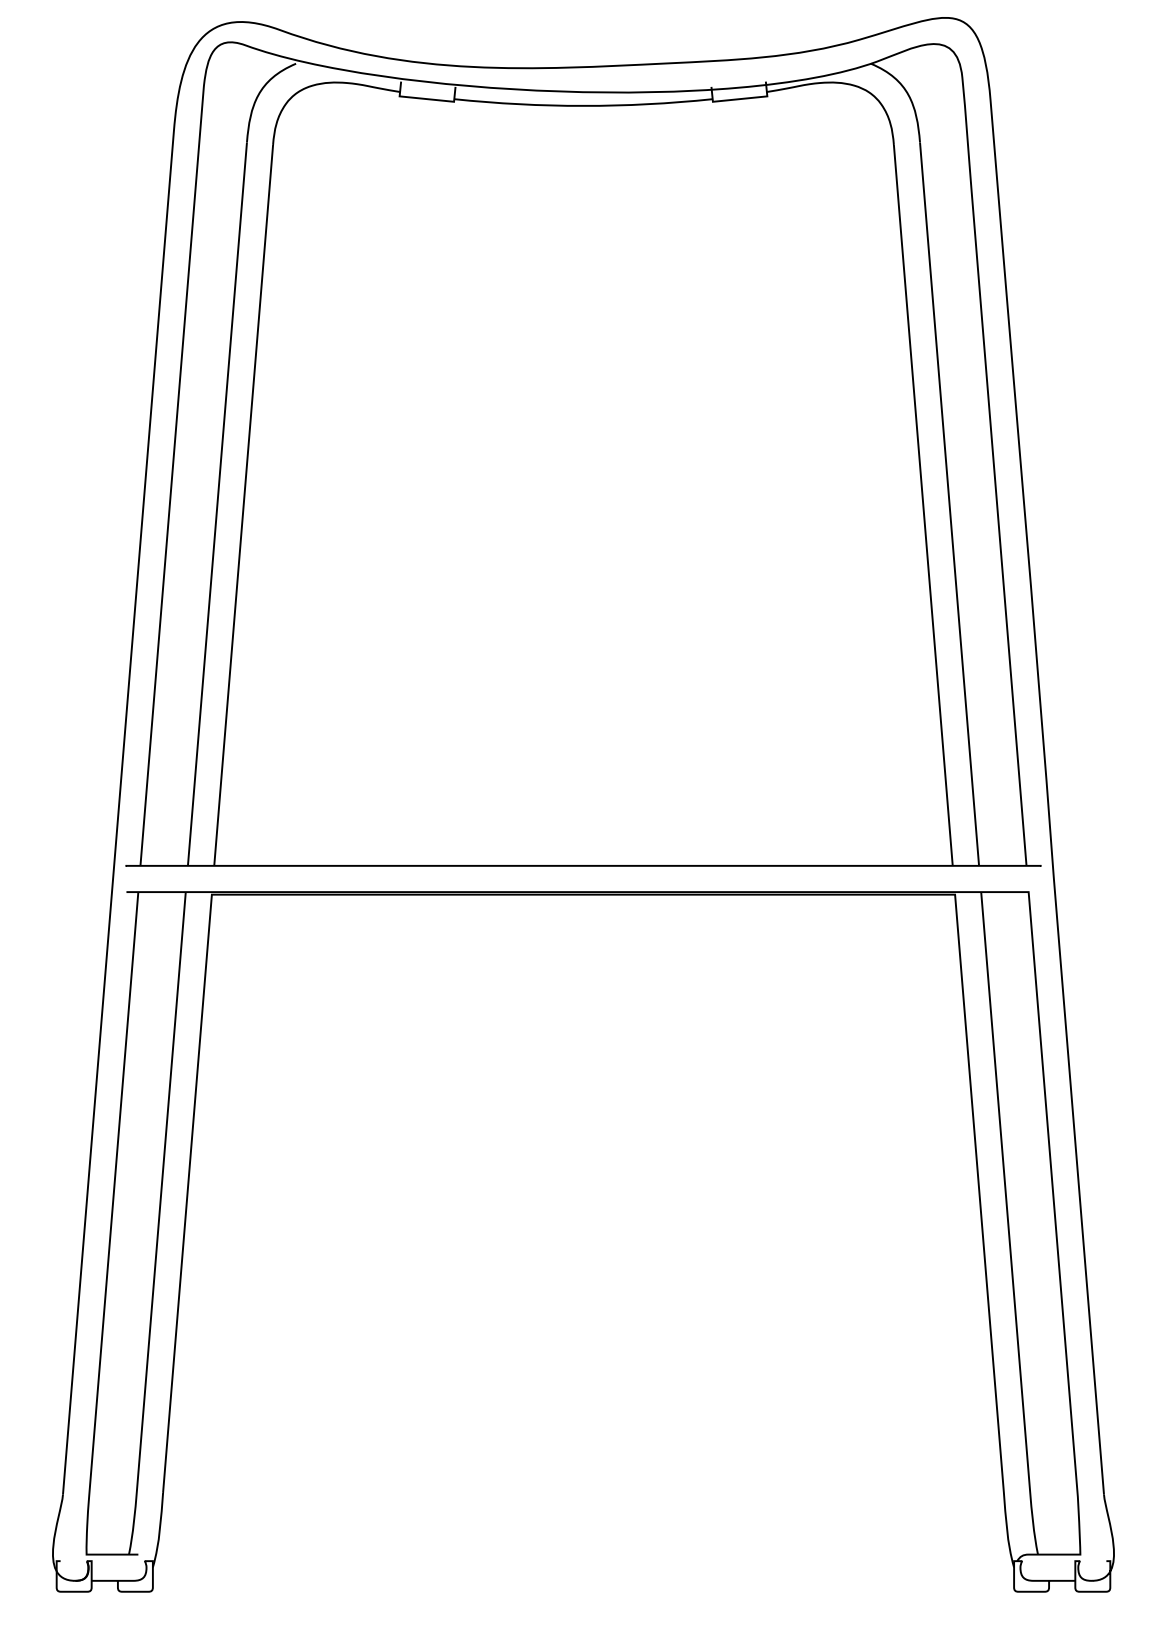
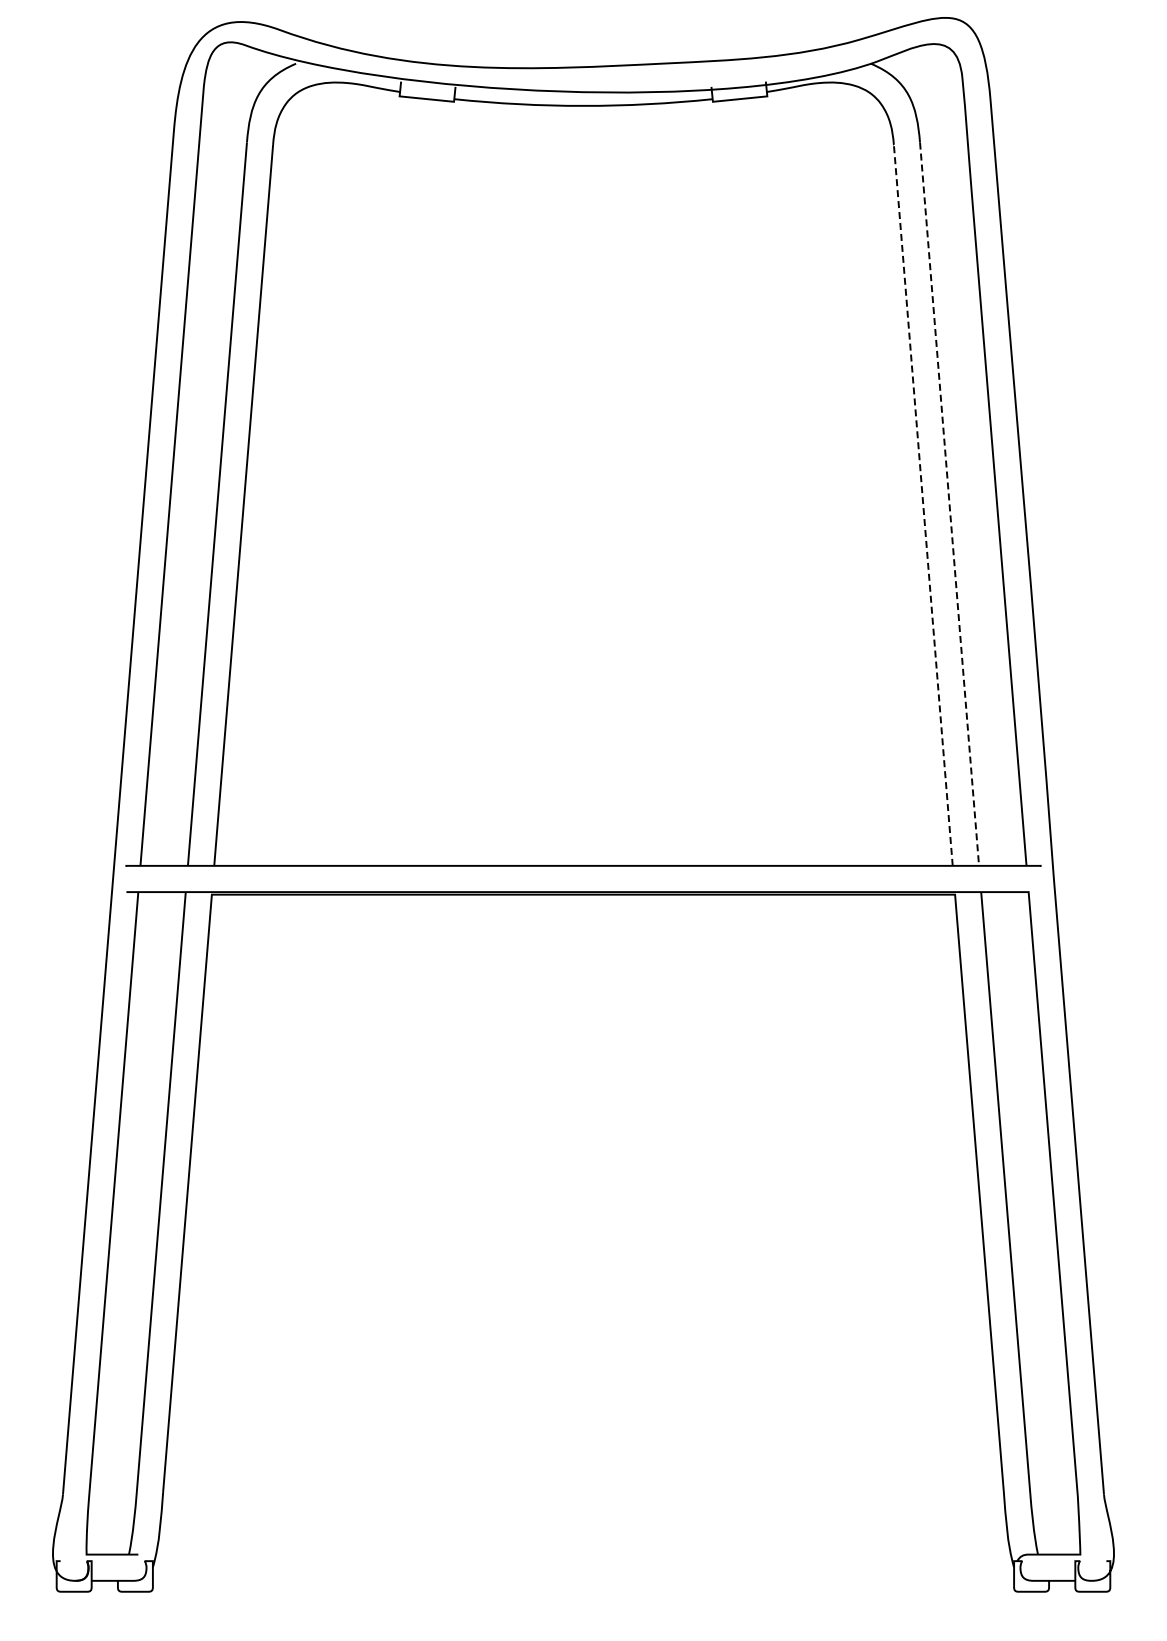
line: solid -> dashed (949, 504)
line: solid -> dashed (923, 505)
